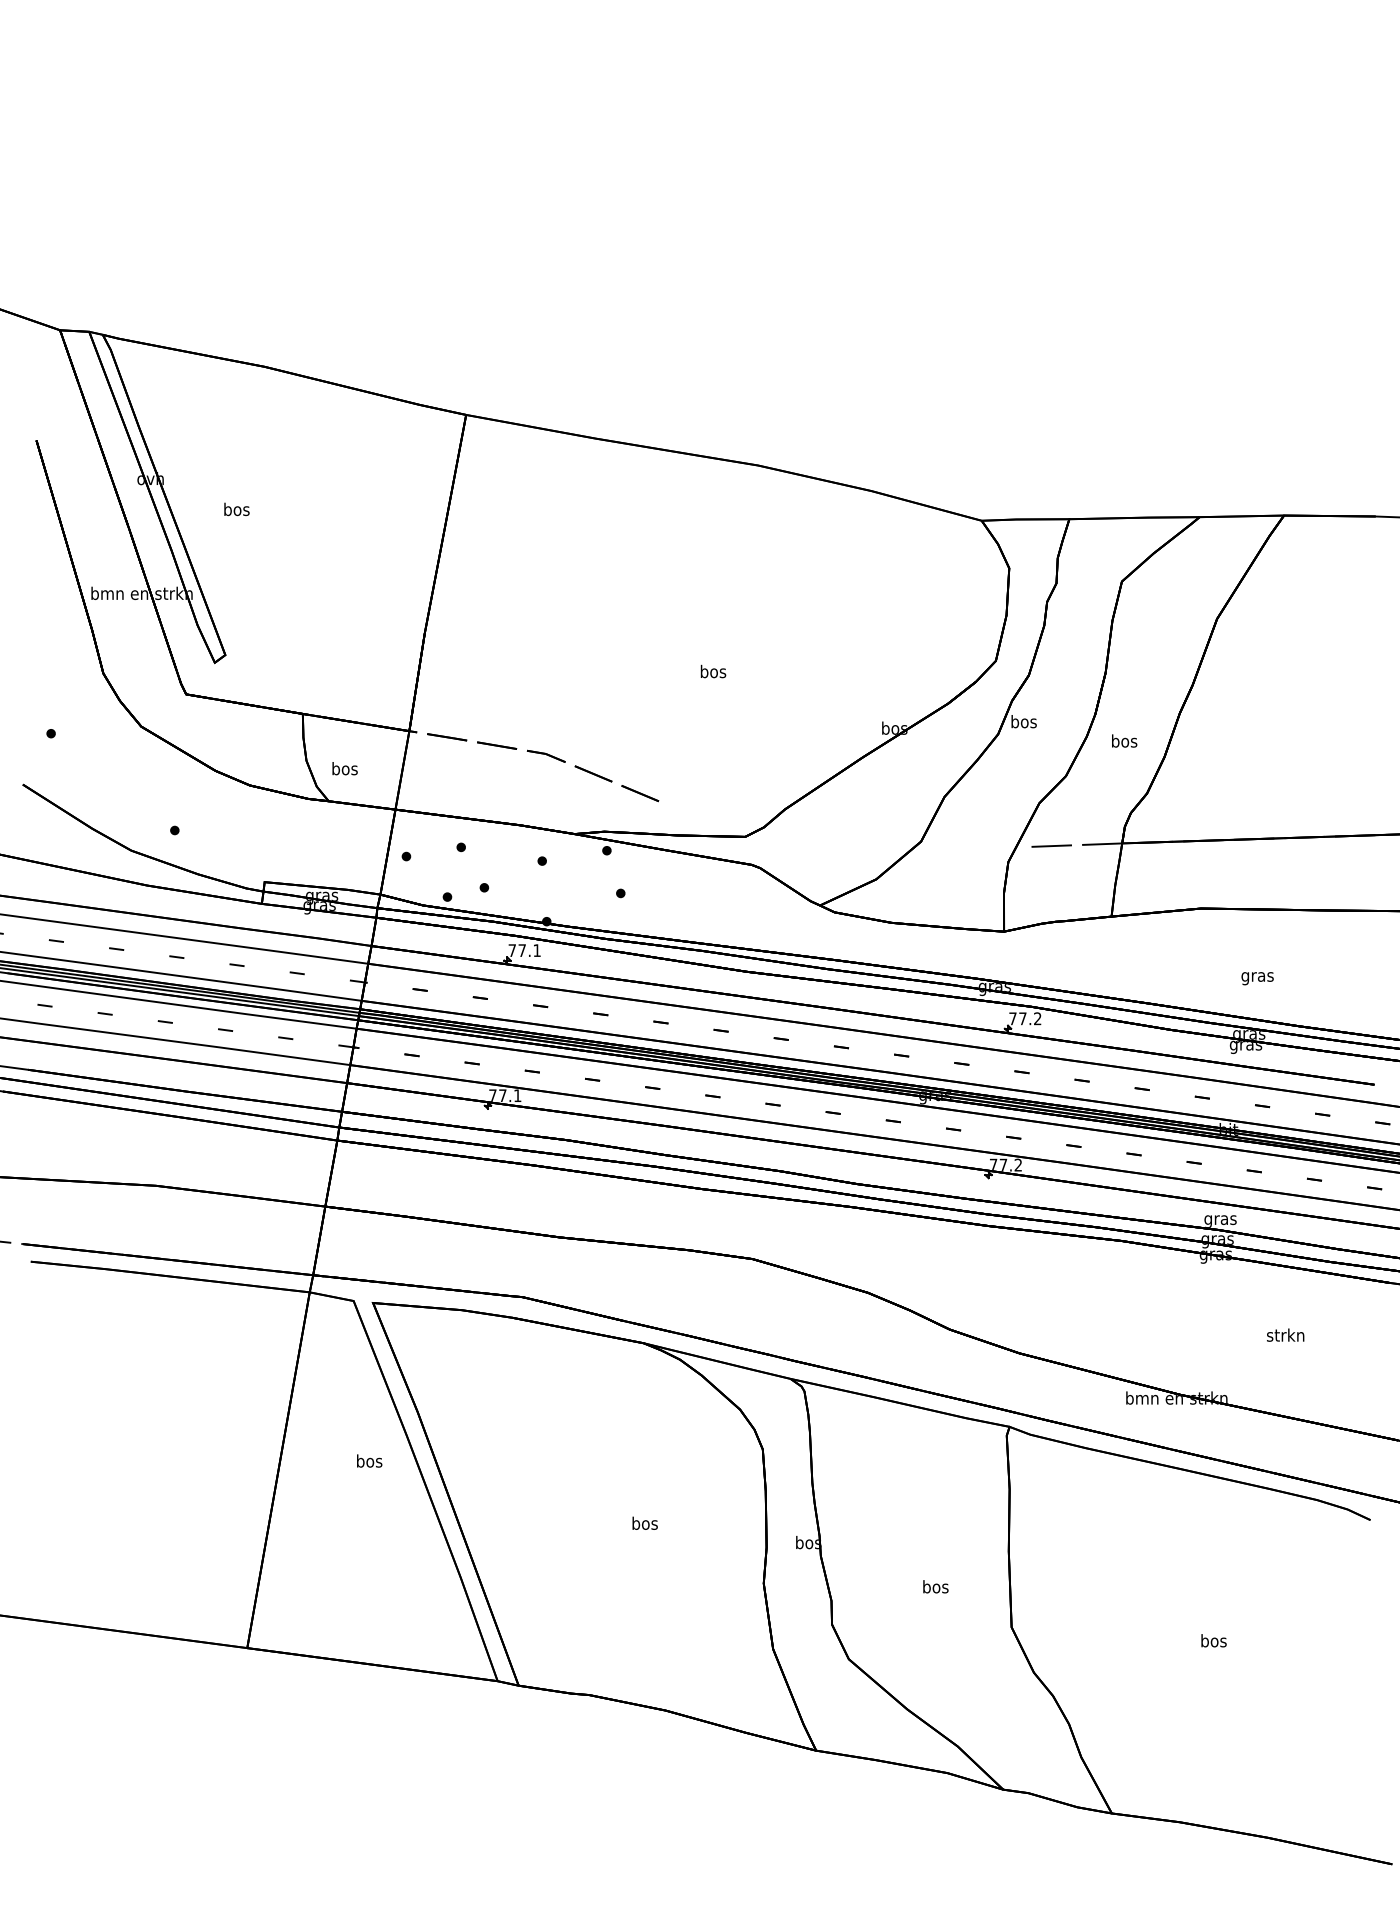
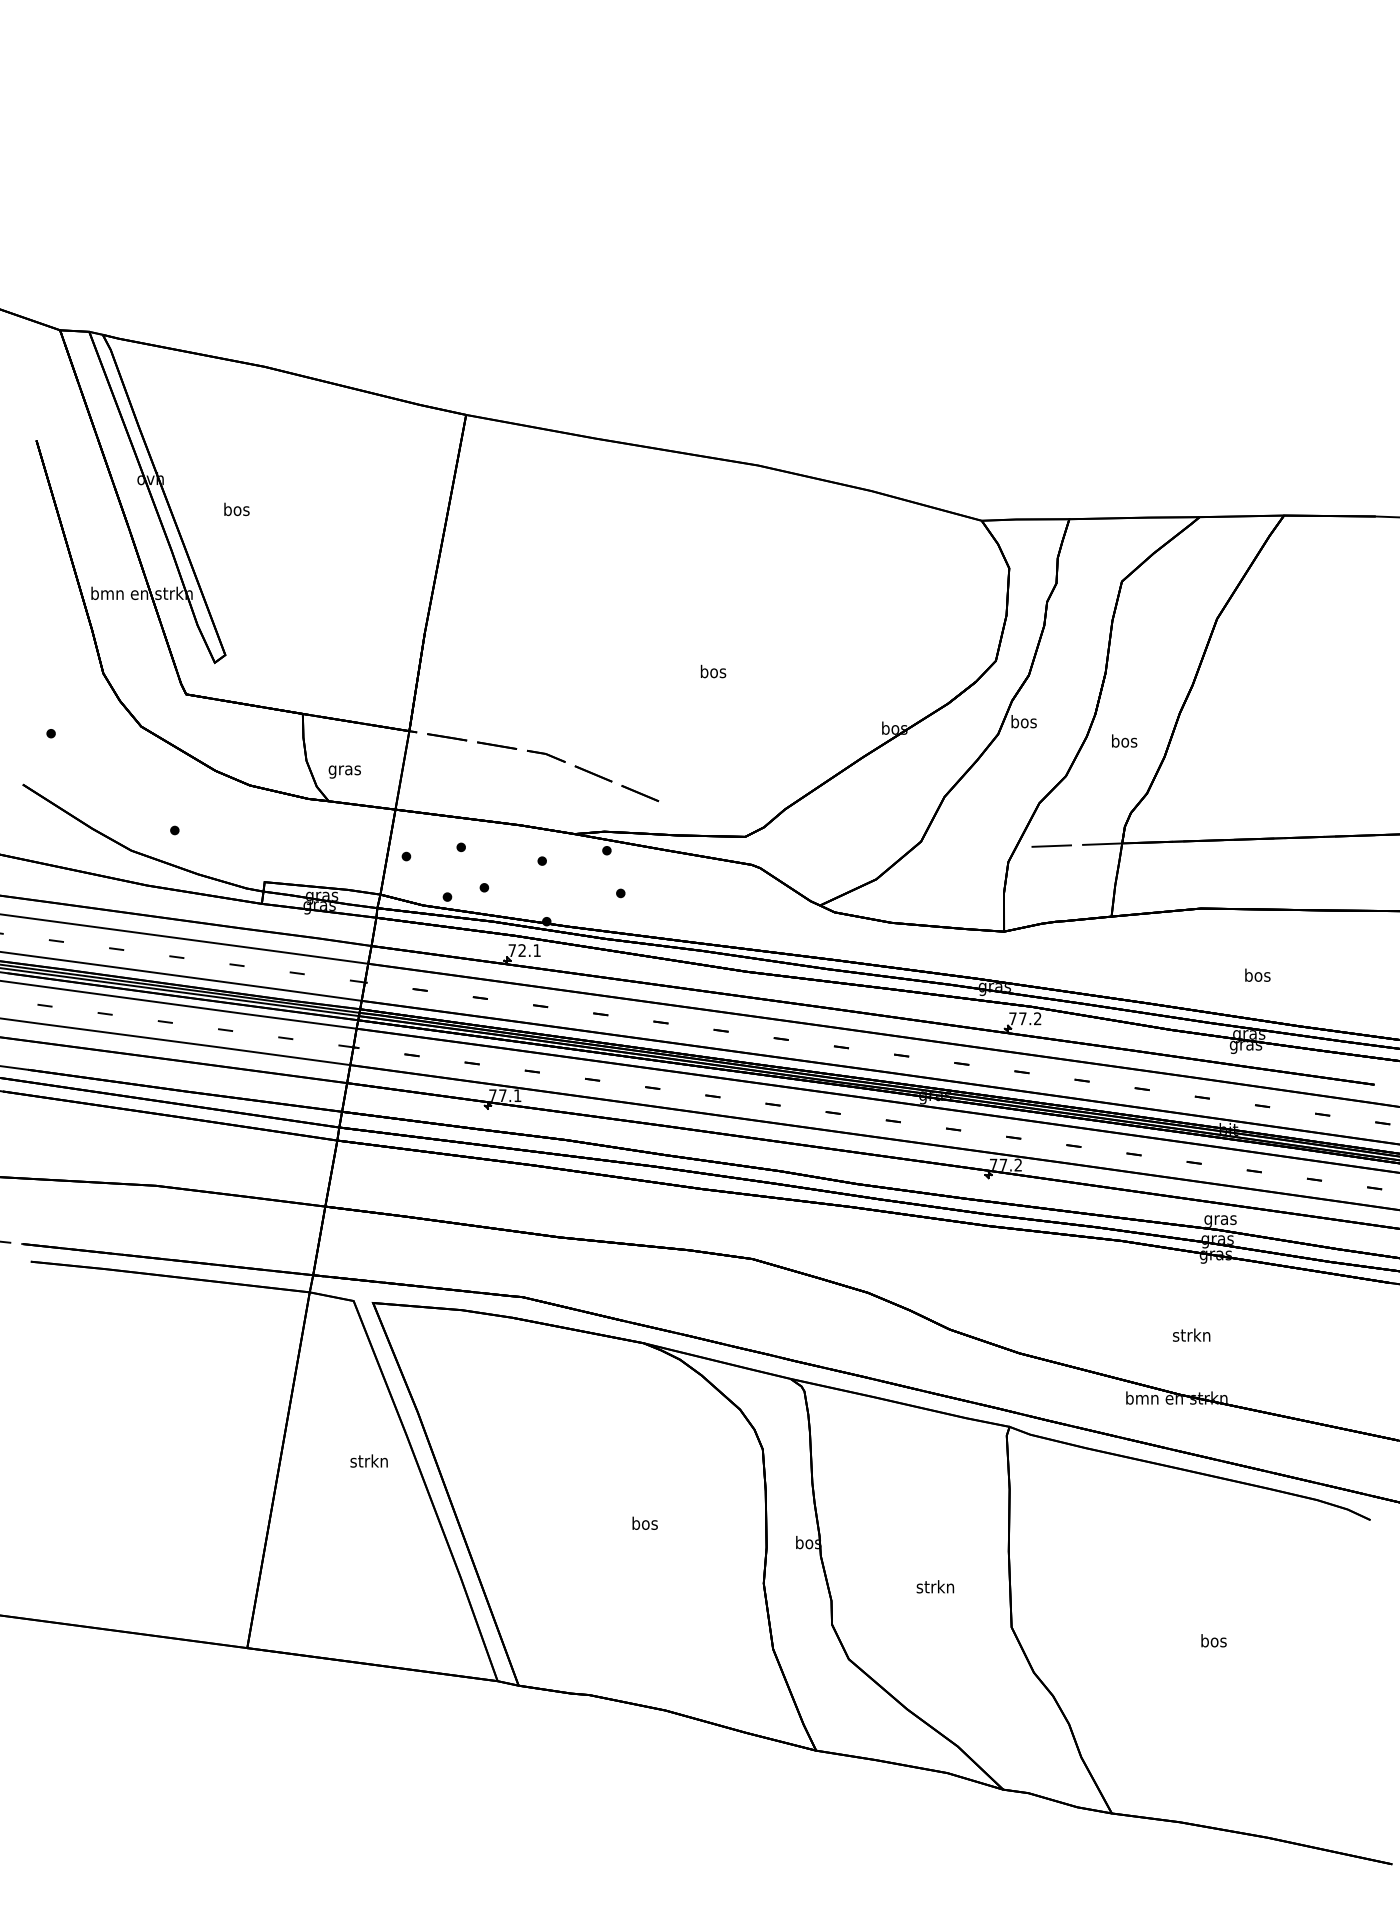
text: bos -> gras (344, 770)
text: 77.1 -> 72.1 (521, 950)
text: gras -> bos (1257, 976)
text position: (1285, 1334) -> (1191, 1334) (1191, 1334)
text: bos -> strkn (368, 1460)
text: bos -> strkn (935, 1586)
